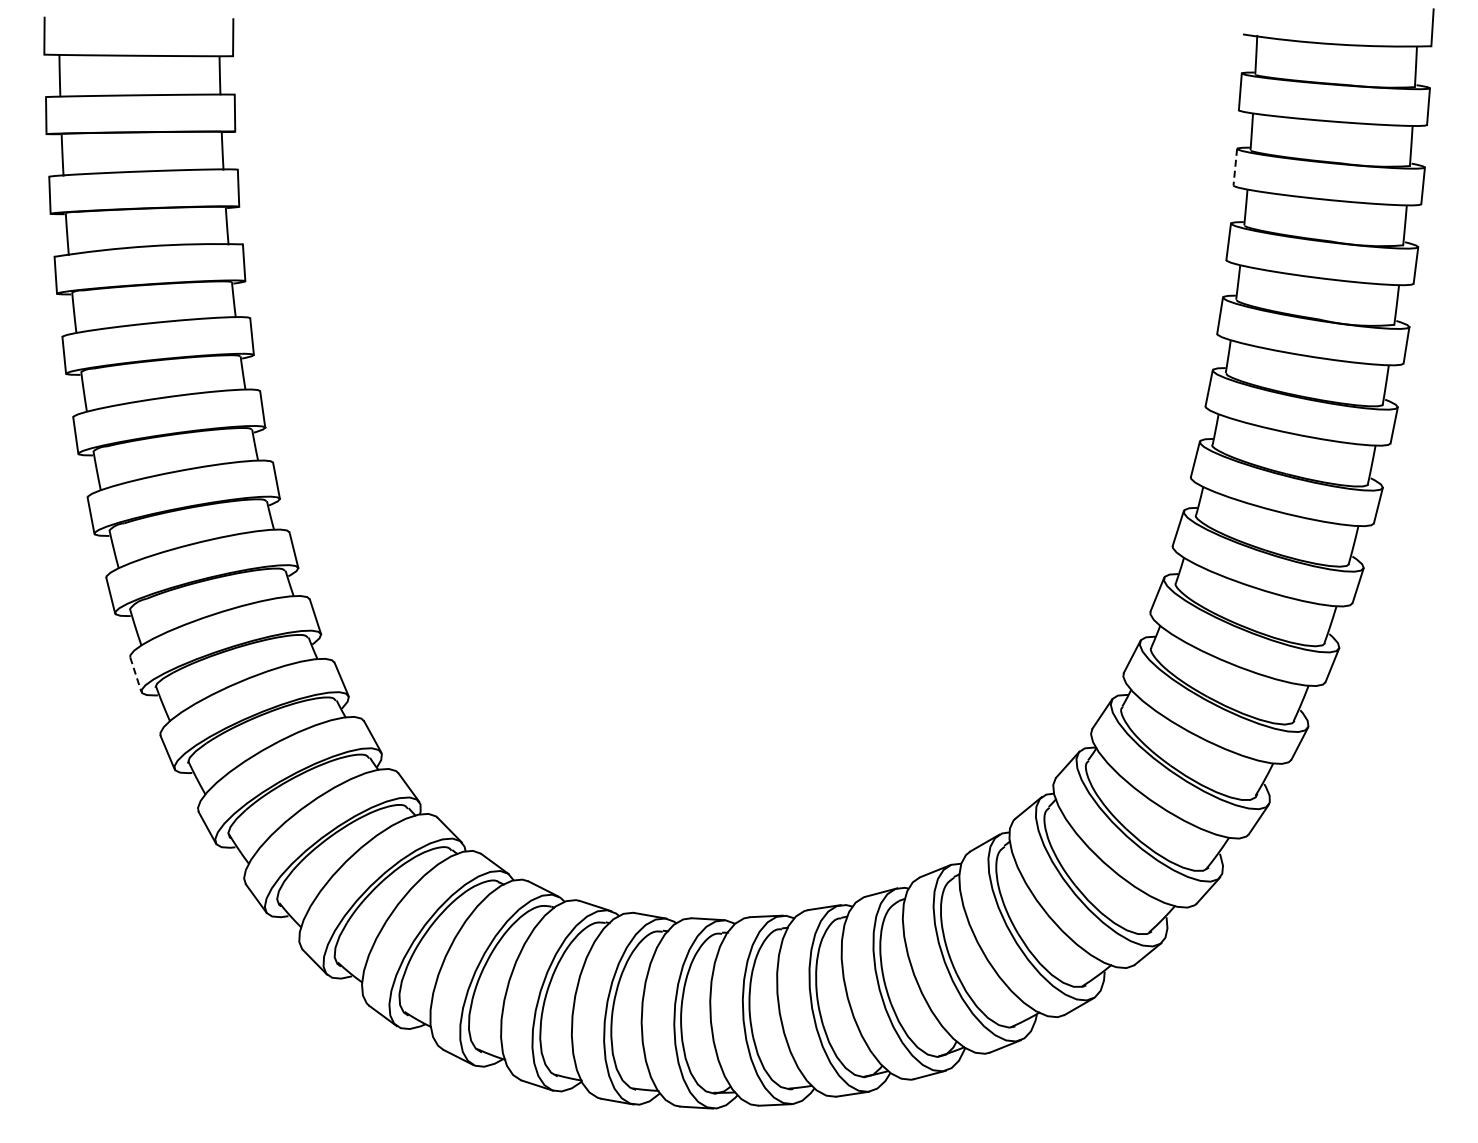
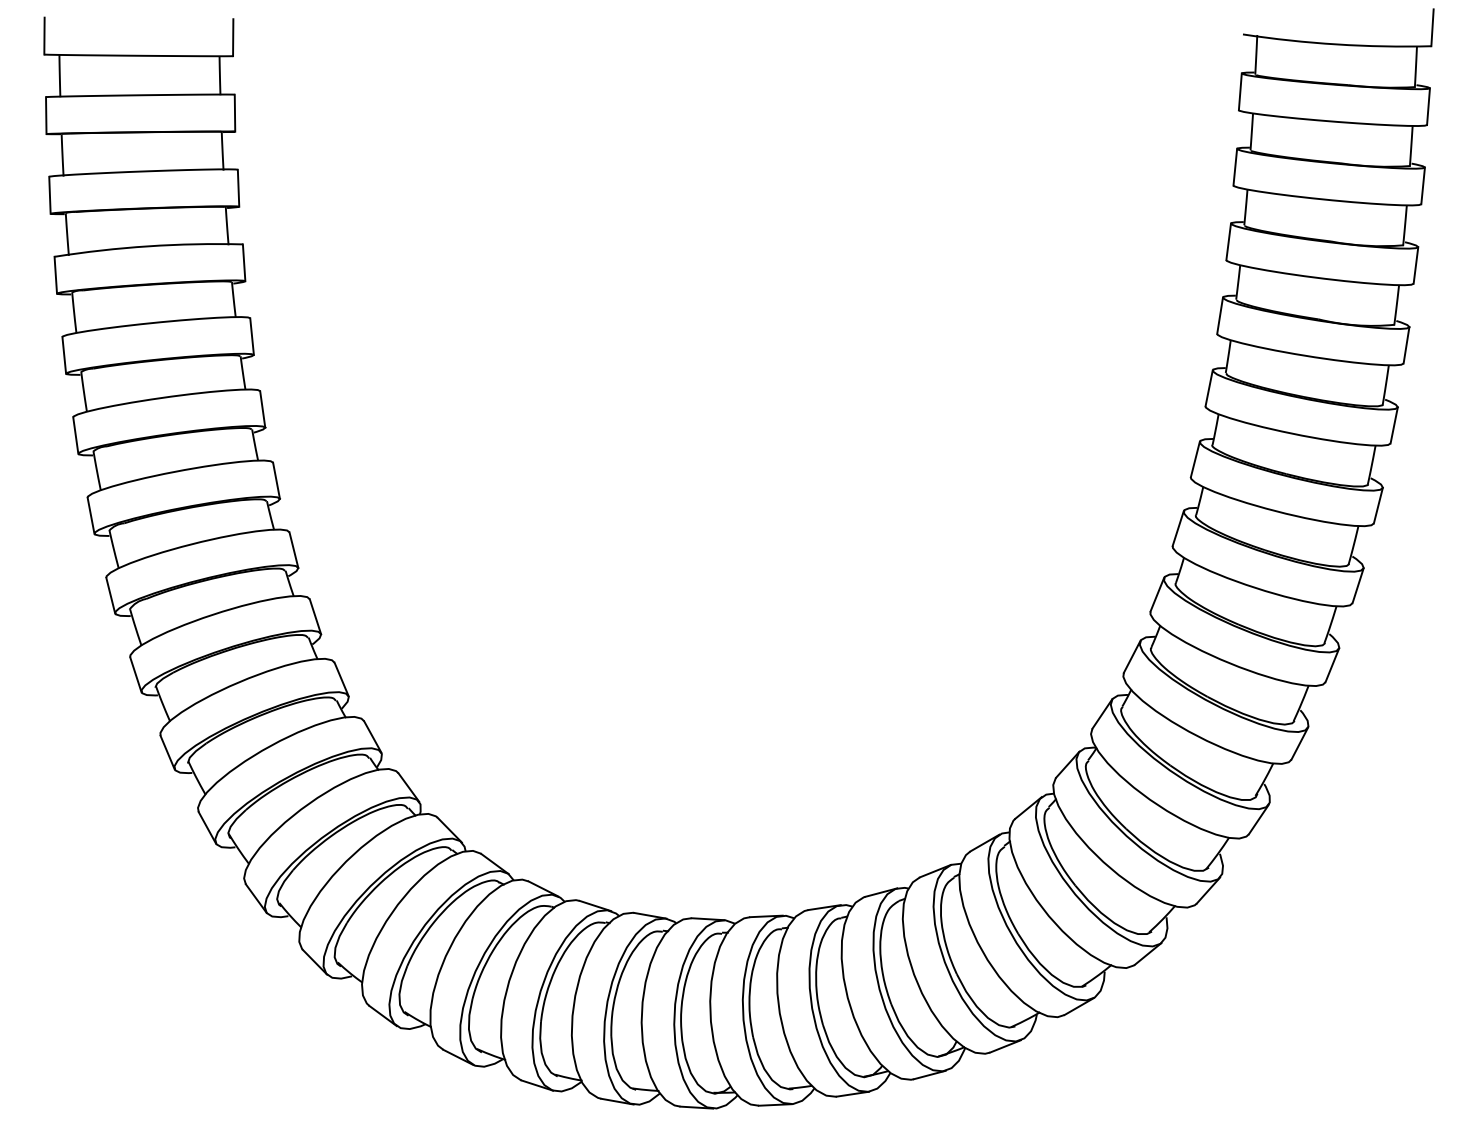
line: dashed -> solid (1235, 167)
line: dashed -> solid (136, 675)
